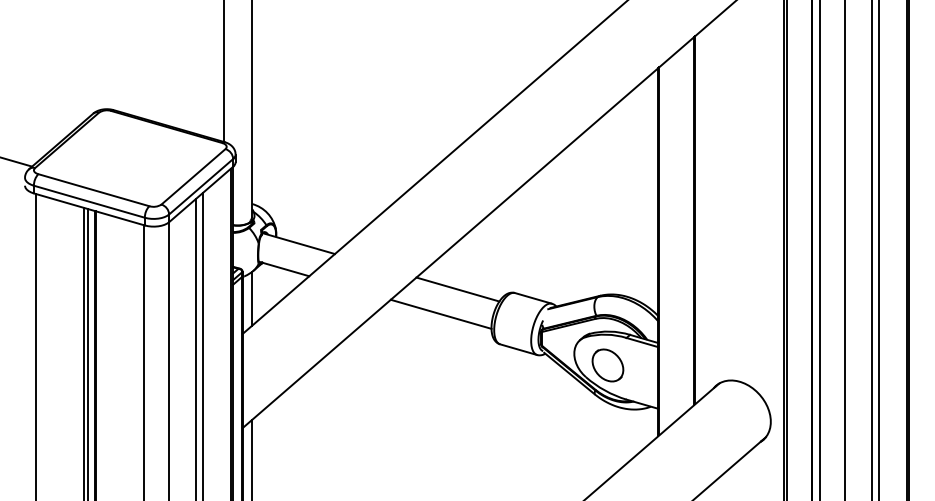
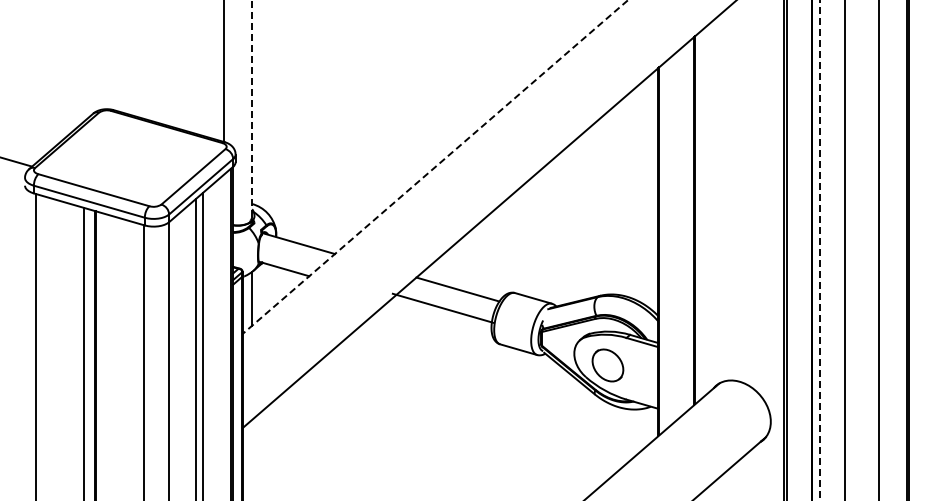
line: solid -> dashed (252, 108)
line: solid -> dashed (435, 167)
line: present -> none (872, 249)
line: solid -> dashed (820, 250)
line position: (440, 313) -> (442, 307) (442, 307)
line: present -> none (88, 353)
line: present -> none (252, 458)
